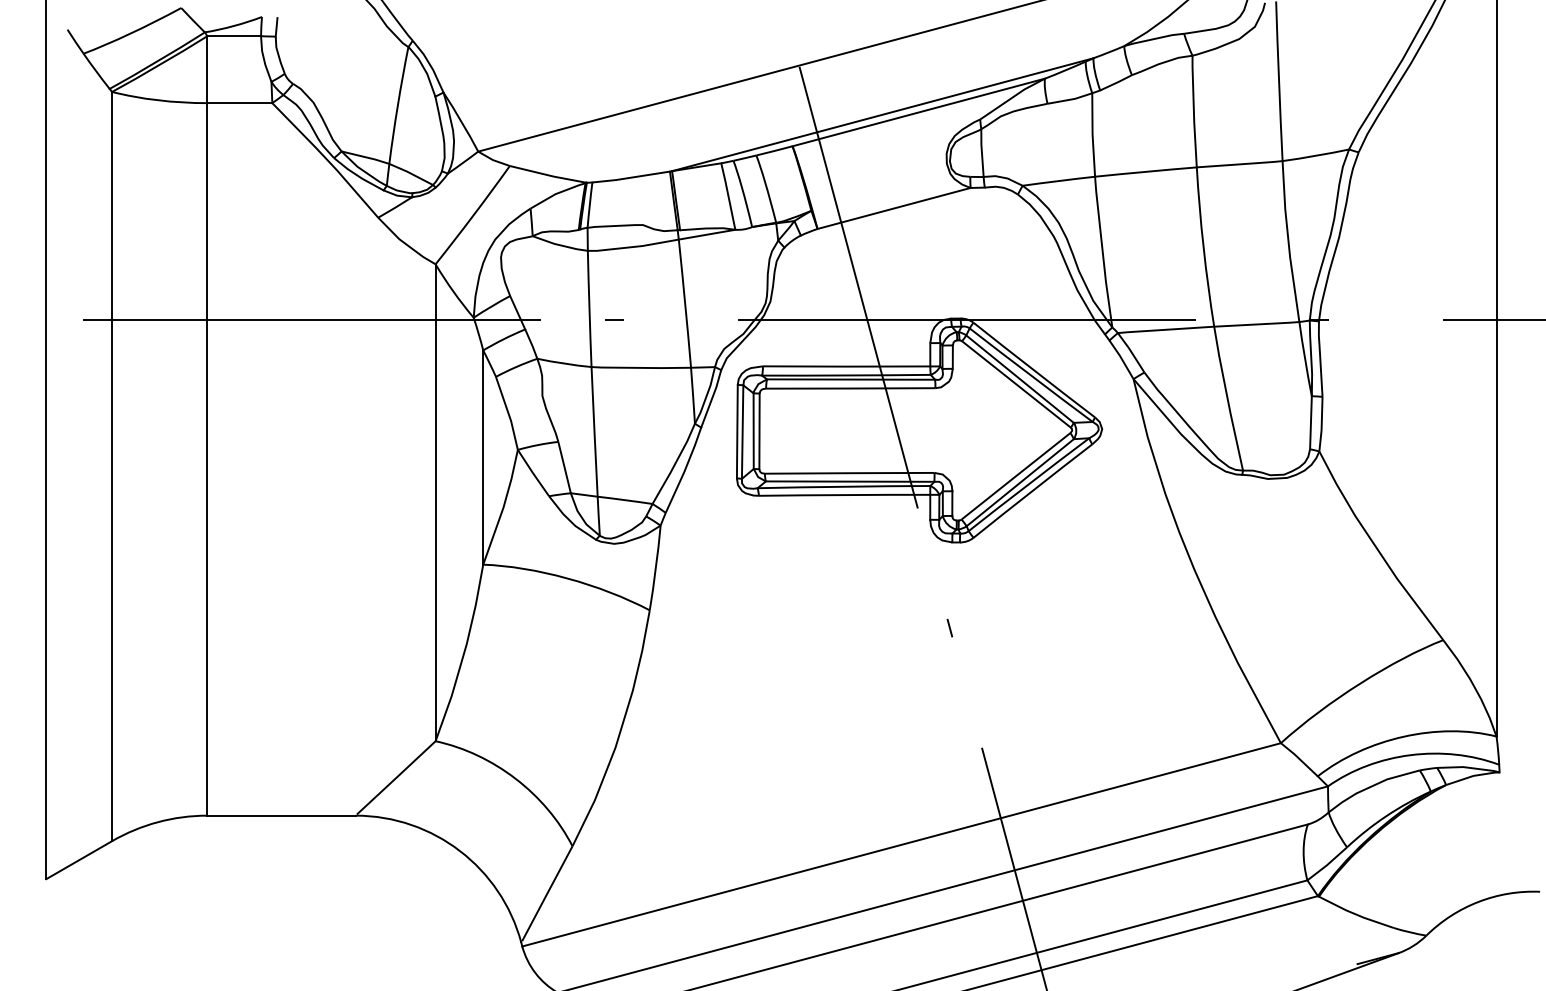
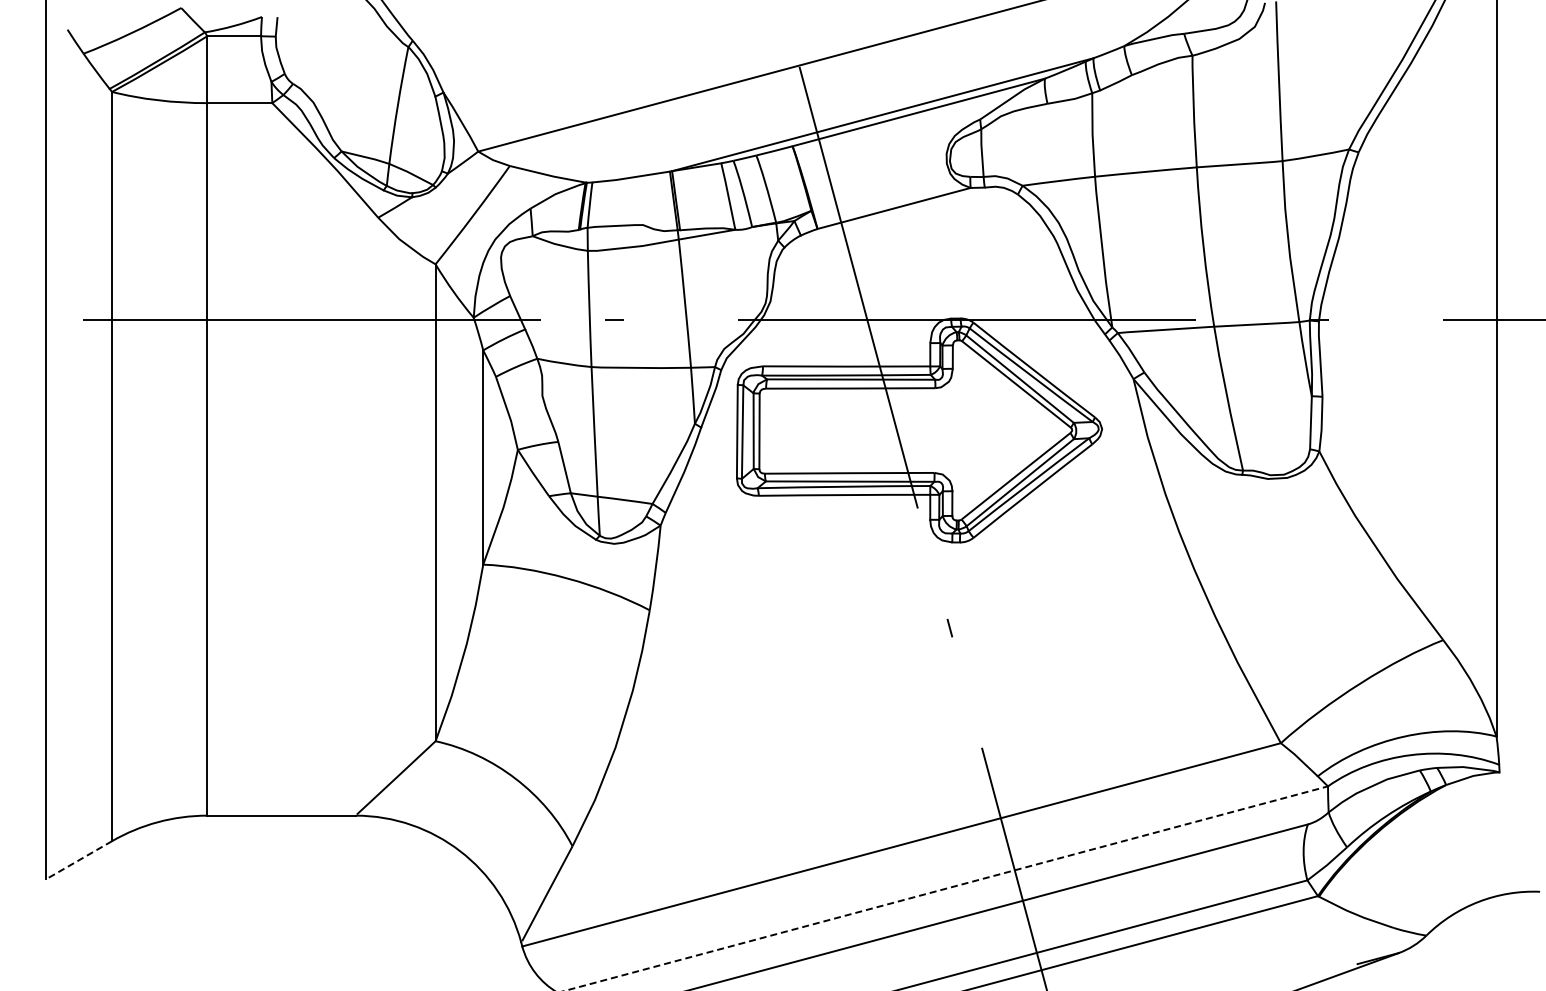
line: solid -> dashed (79, 860)
line: solid -> dashed (946, 888)
